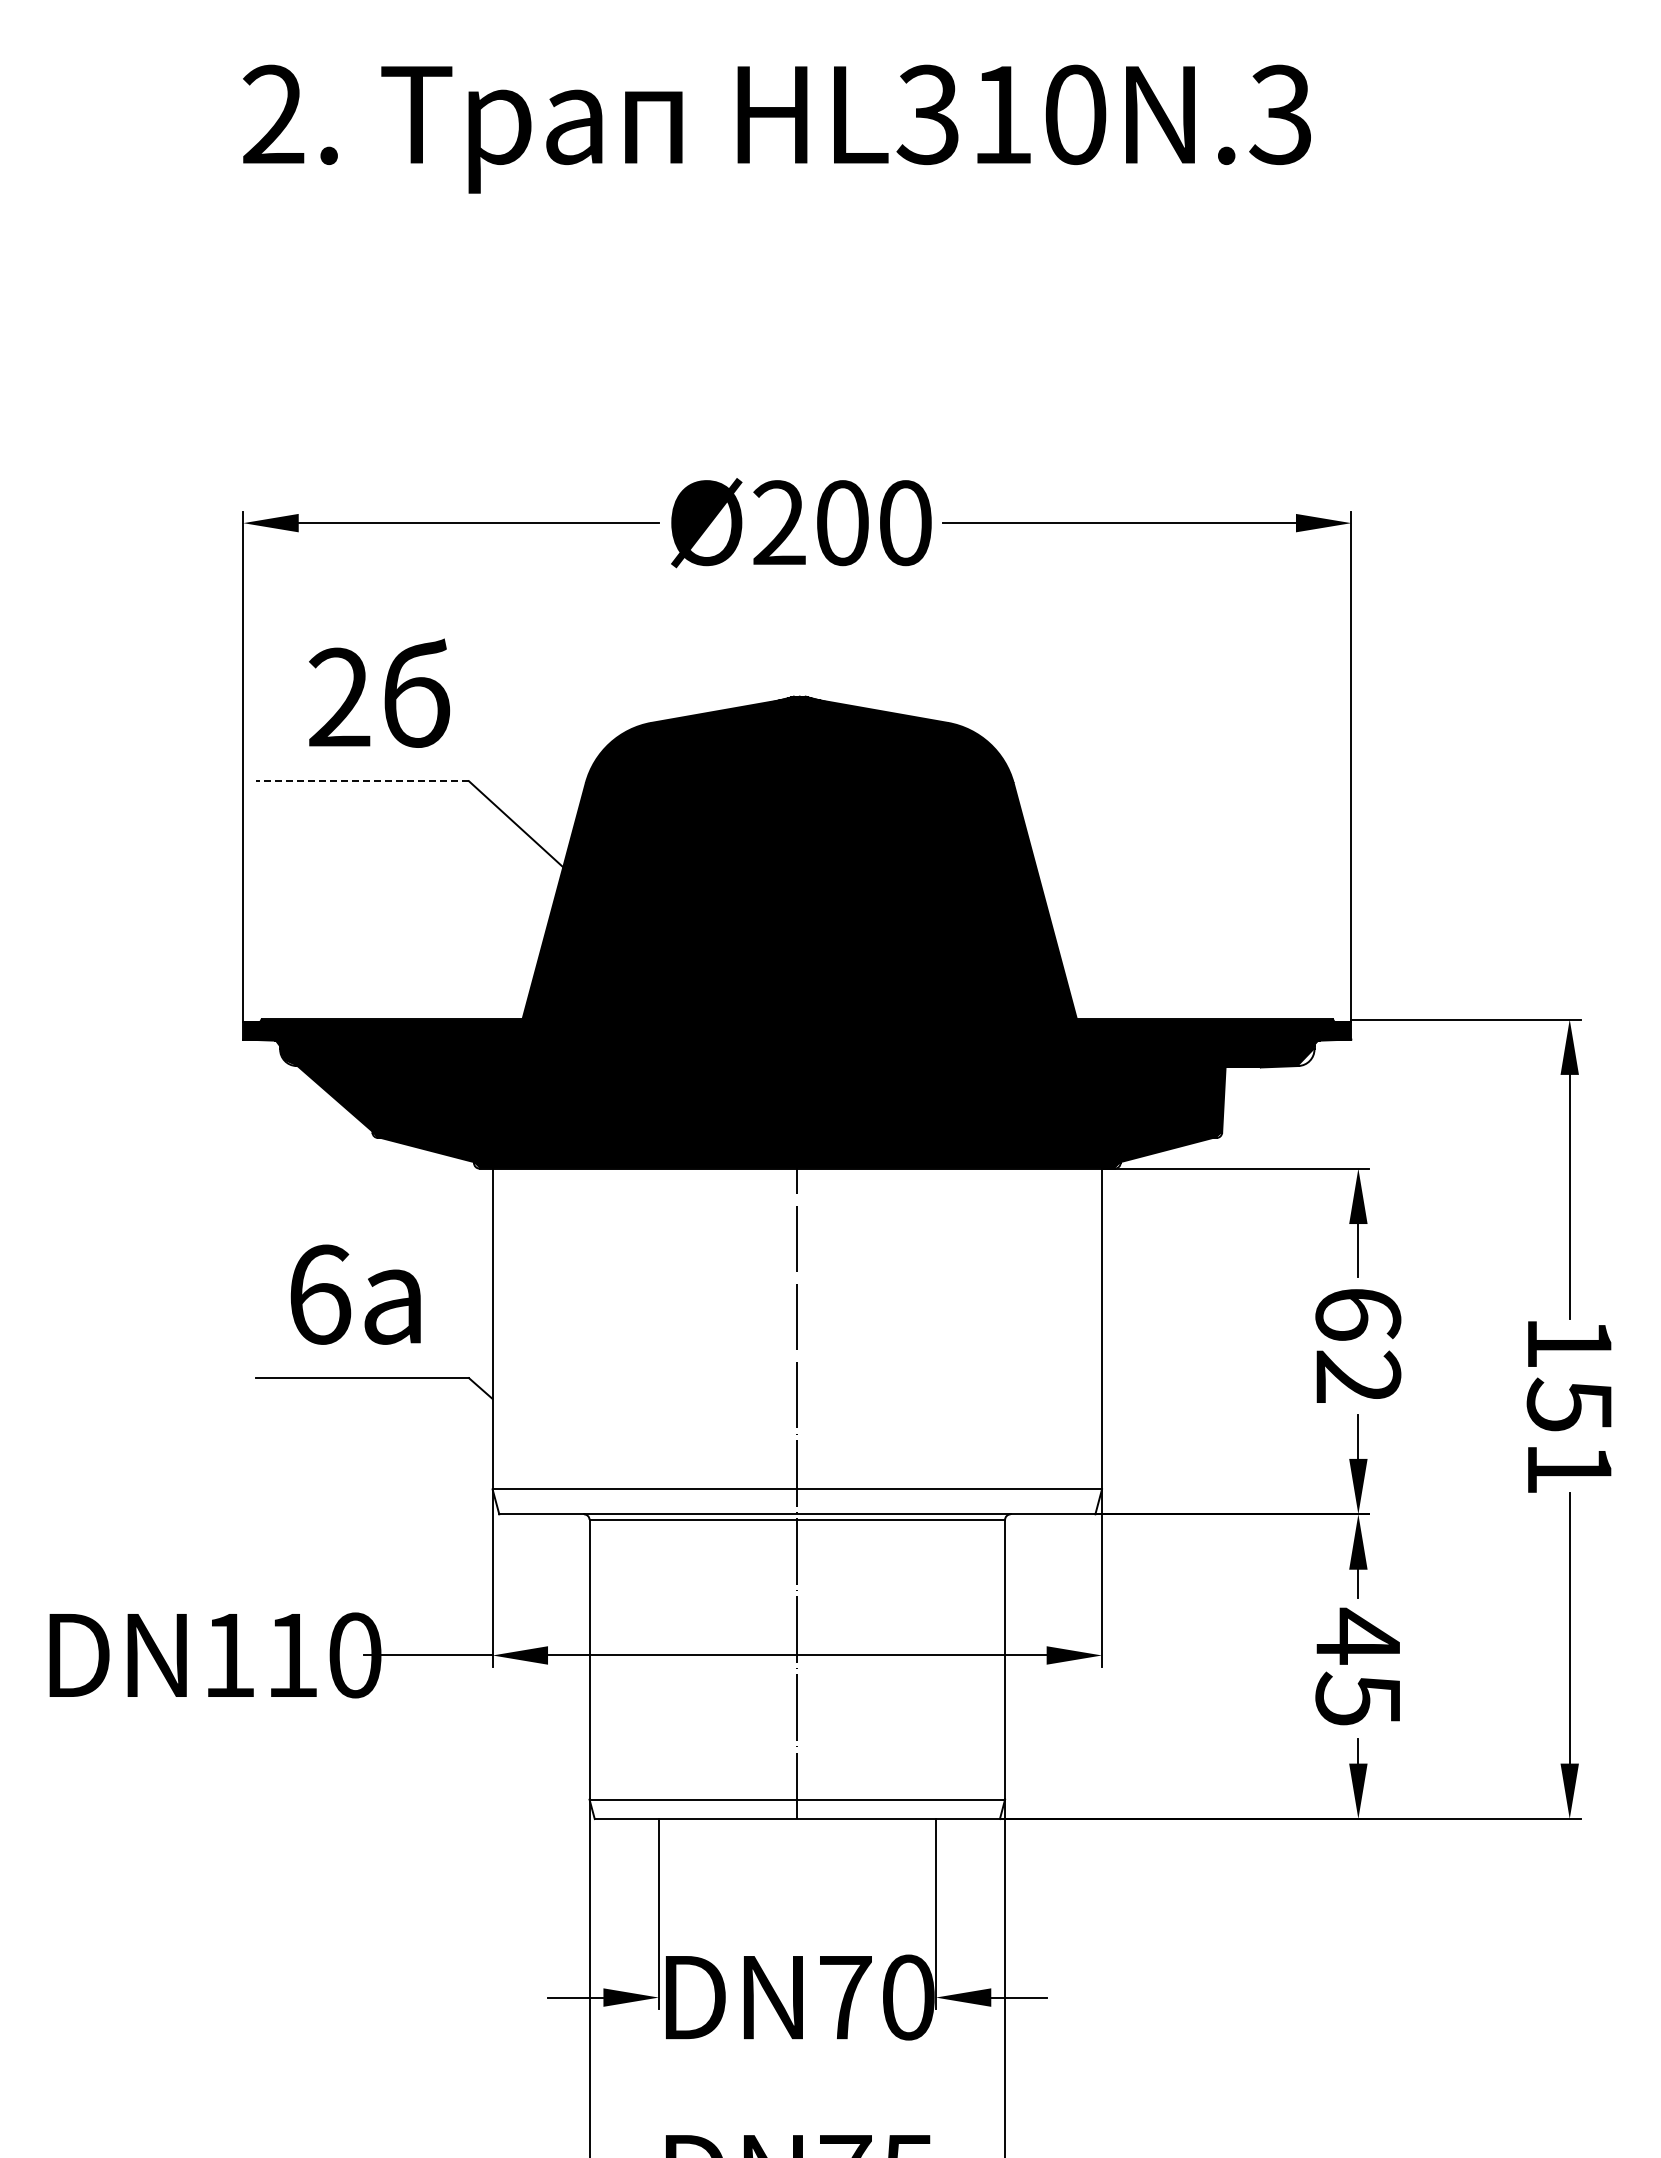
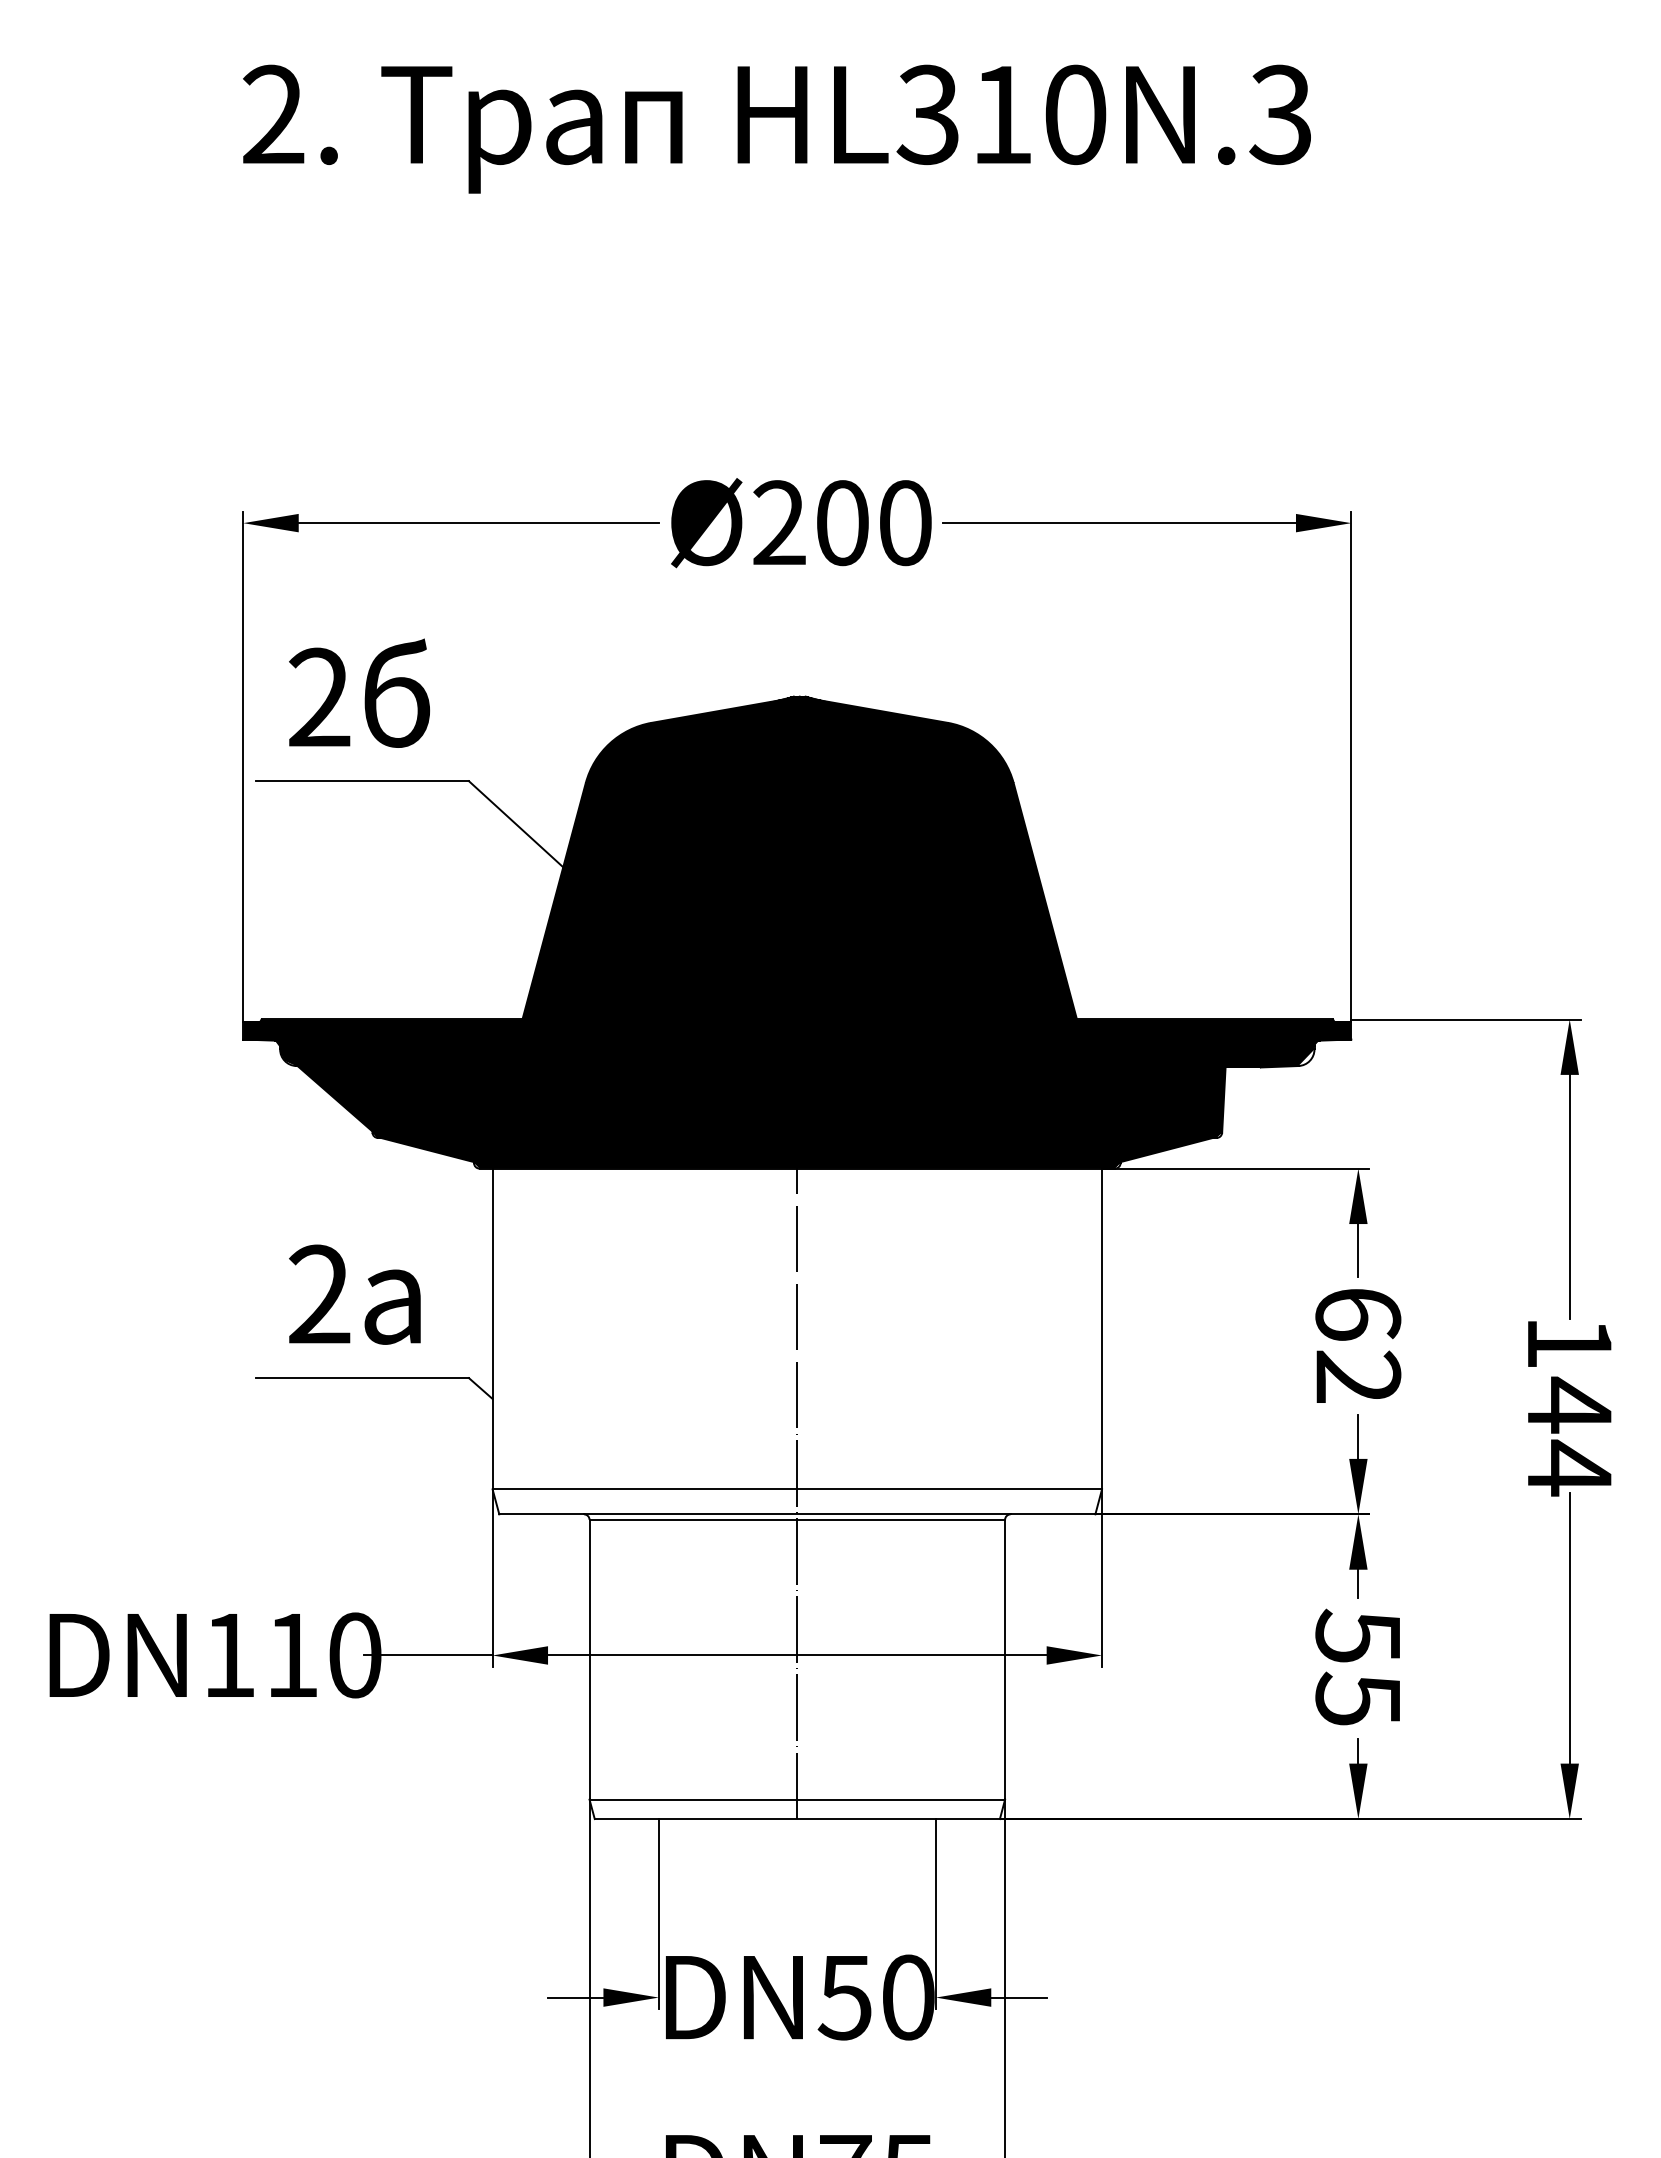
text position: (379, 692) -> (359, 692) (359, 692)
line: dashed -> solid (362, 781)
text: 6 -> 2 (320, 1294)
text: 151 -> 144 (1568, 1436)
text: 45 -> 55 (1357, 1635)
text: DN70 -> DN50 (844, 1998)
